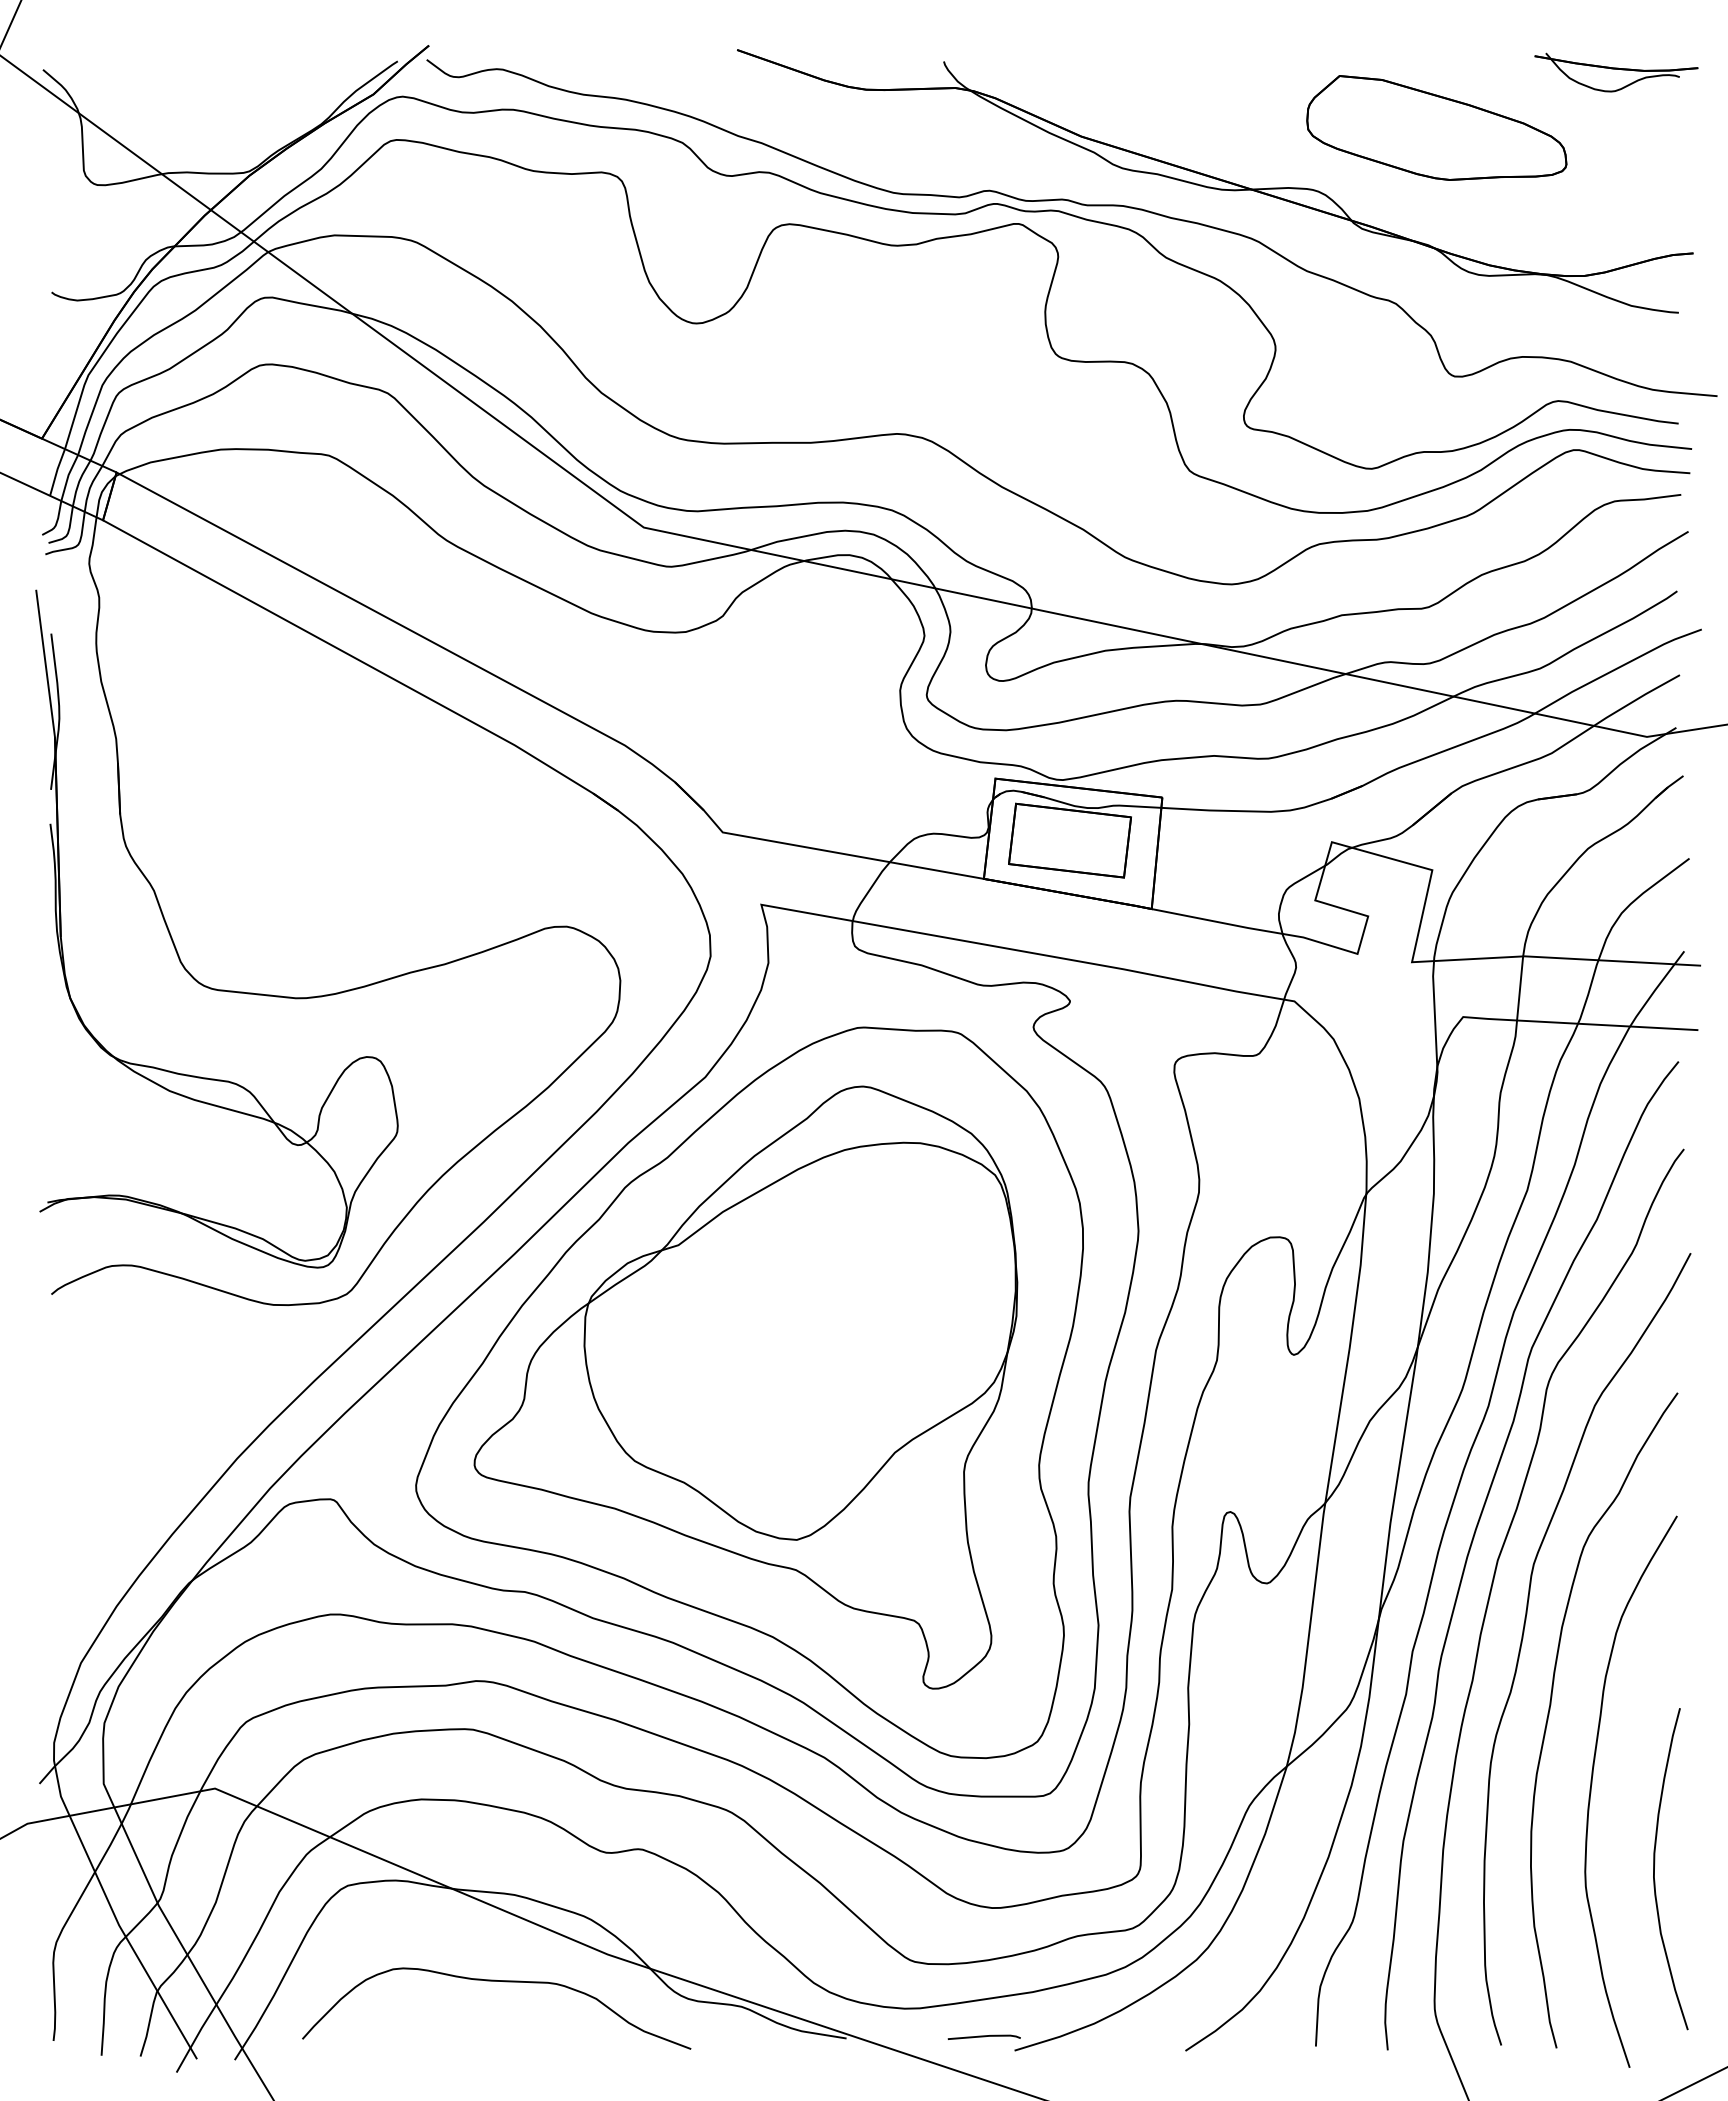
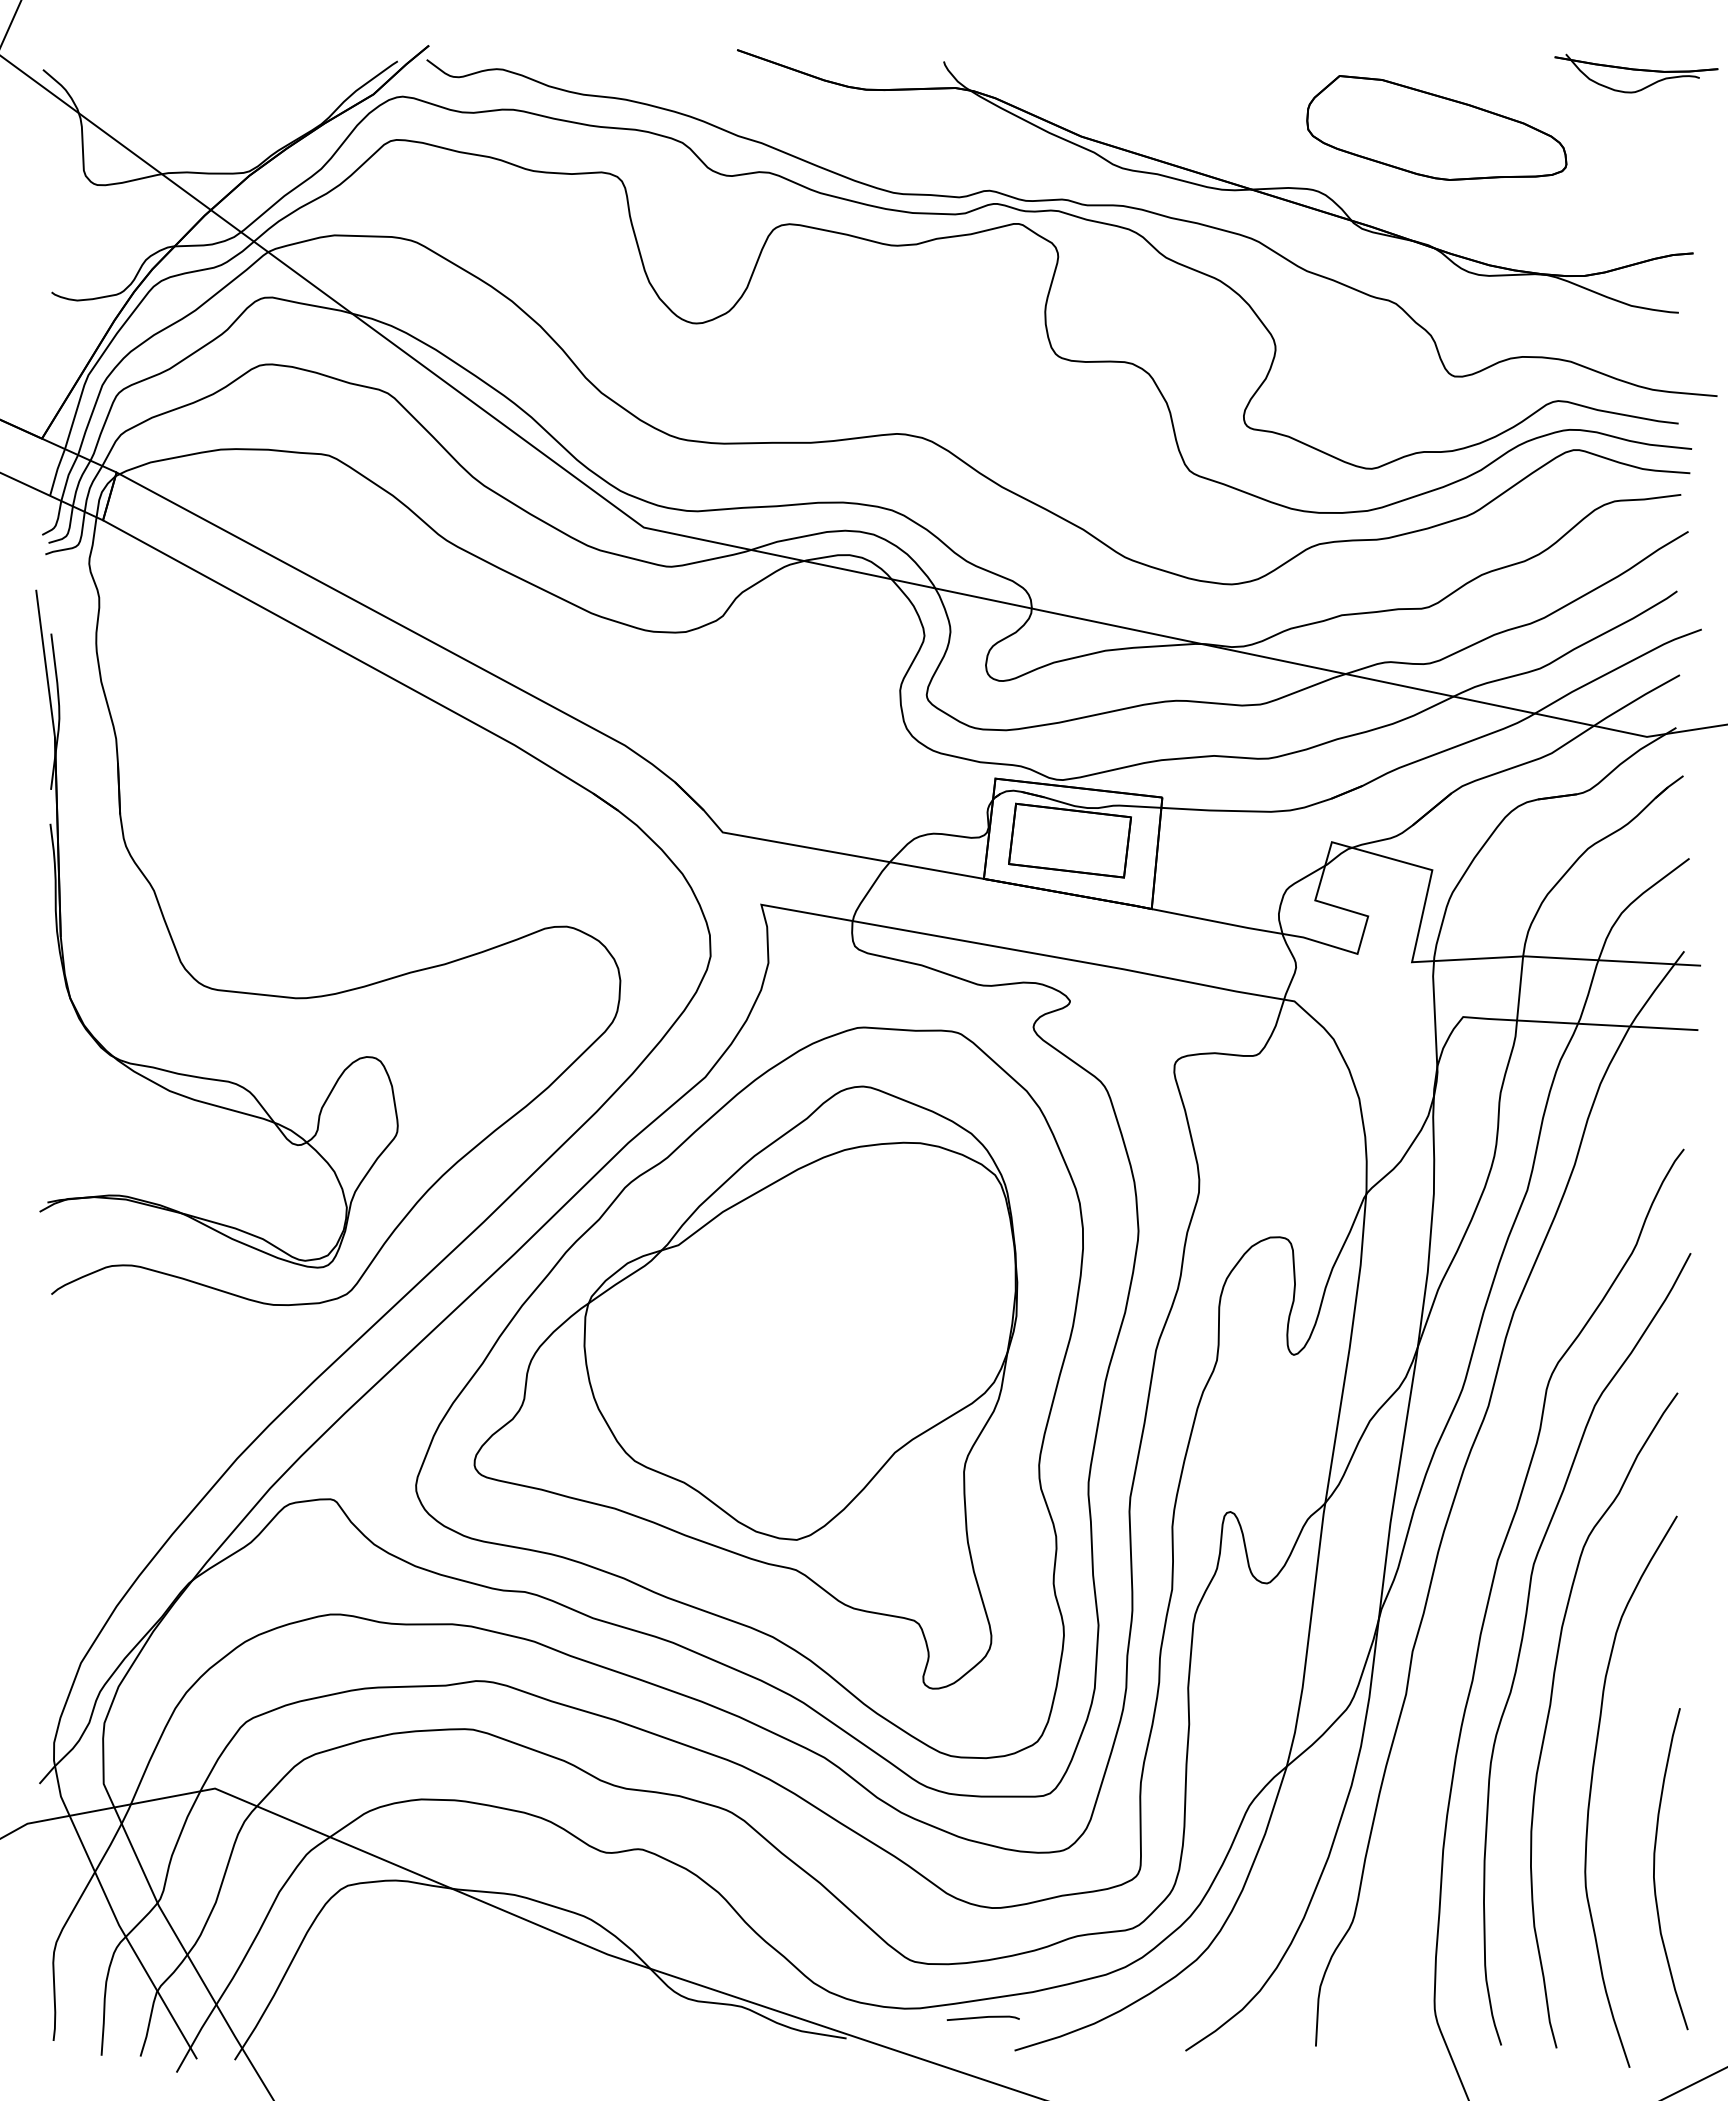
part position: (1616, 72) -> (1636, 73) (1636, 73)
curve: present -> none (1473, 1541)
curve: present -> none (496, 1981)
line position: (983, 2036) -> (982, 2017) (982, 2017)
